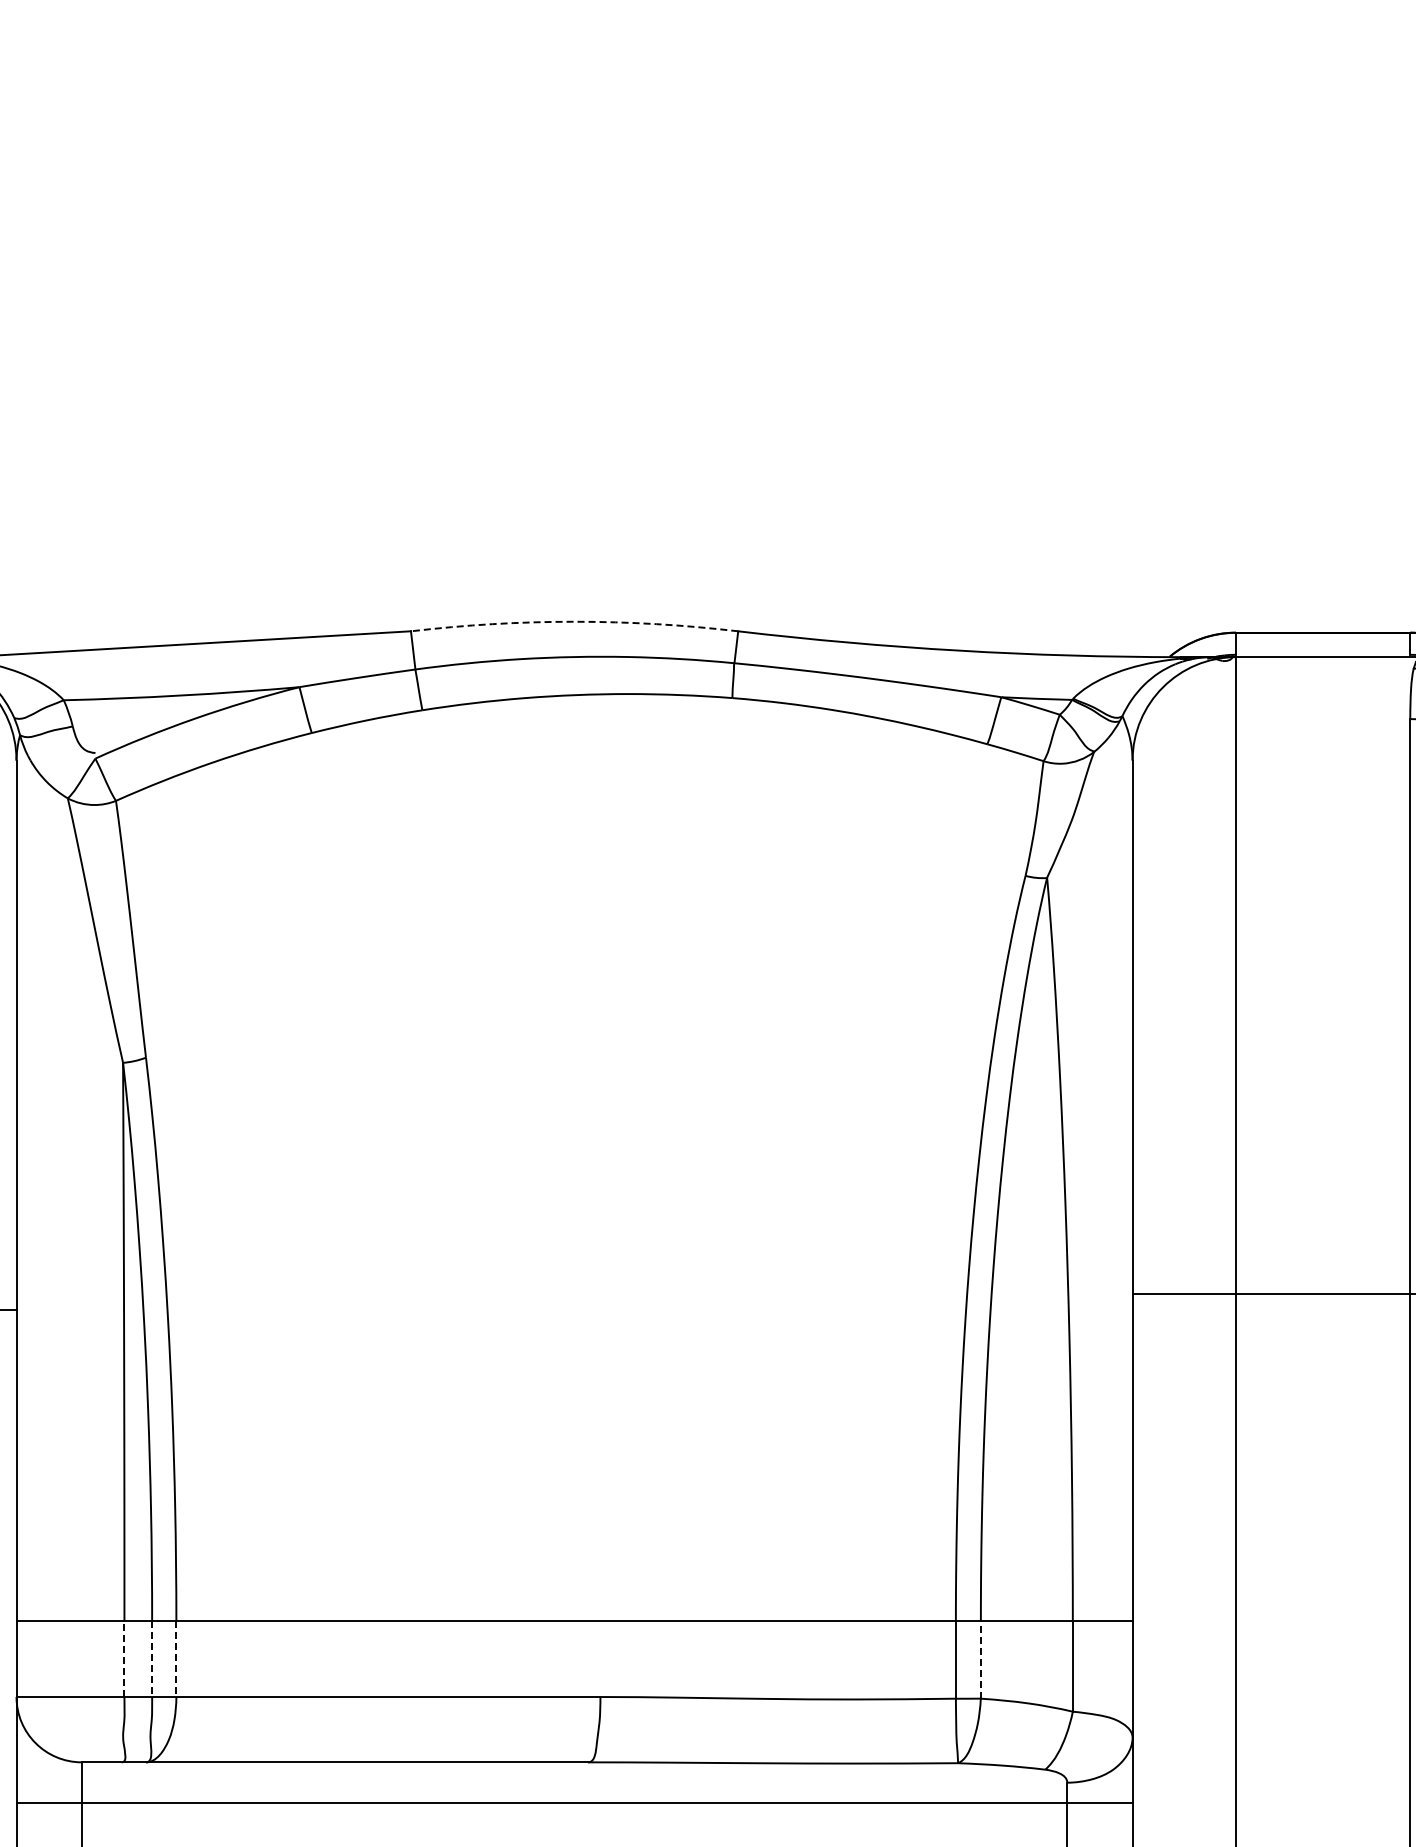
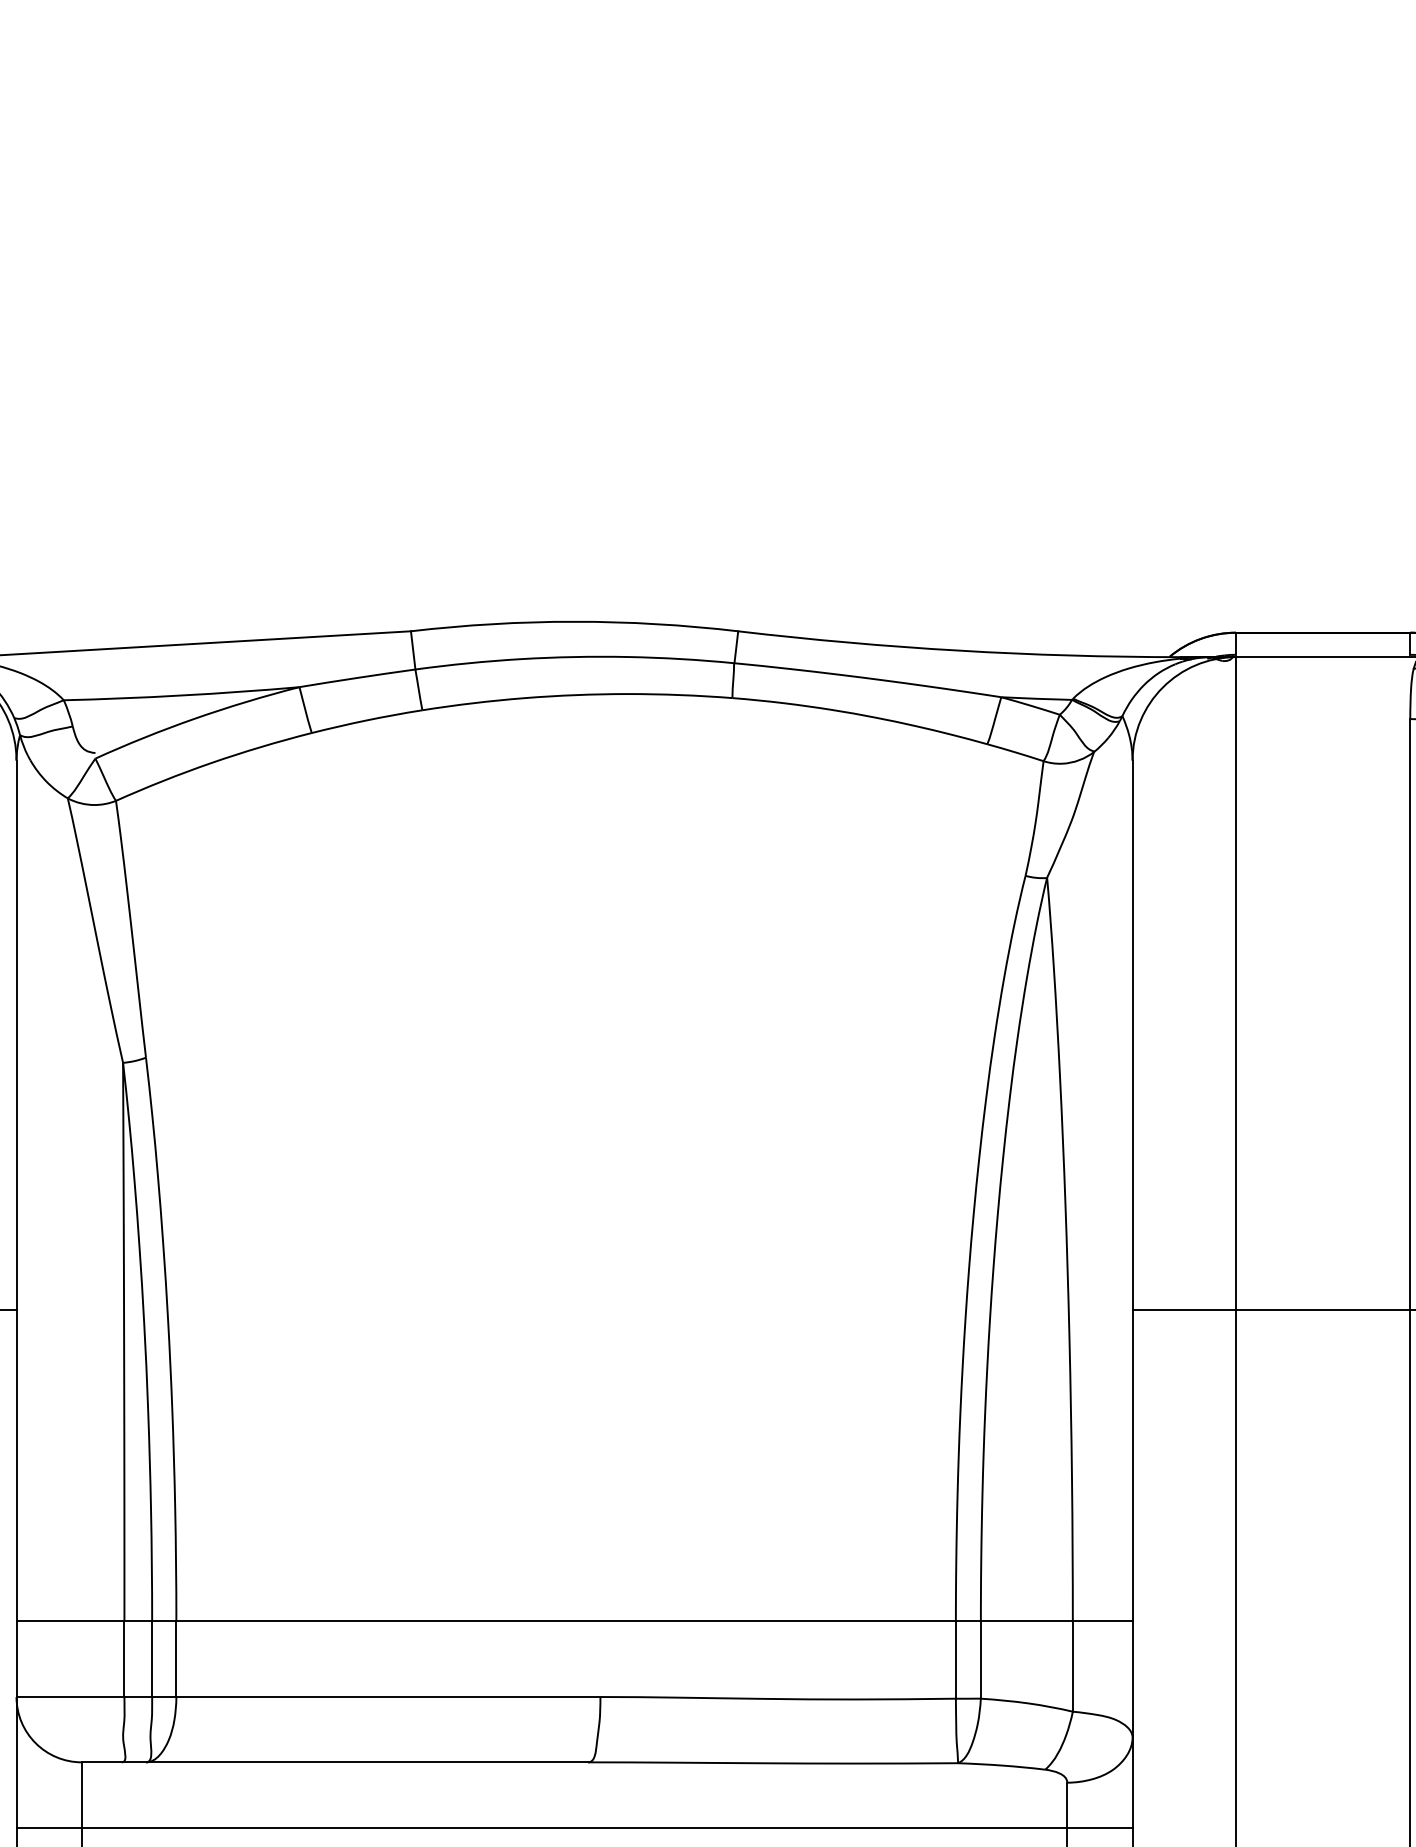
arc: dashed -> solid (574, 621)
line position: (1272, 1294) -> (1272, 1310) (1272, 1310)
line: dashed -> solid (124, 1658)
line: dashed -> solid (152, 1659)
line: dashed -> solid (176, 1659)
line: dashed -> solid (980, 1659)
line position: (574, 1802) -> (574, 1827) (574, 1827)
